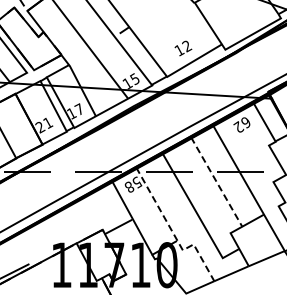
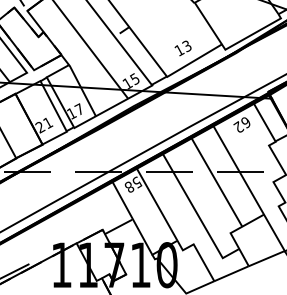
text: 12 -> 13 (187, 46)
line: dashed -> solid (216, 182)
line: dashed -> solid (174, 234)
